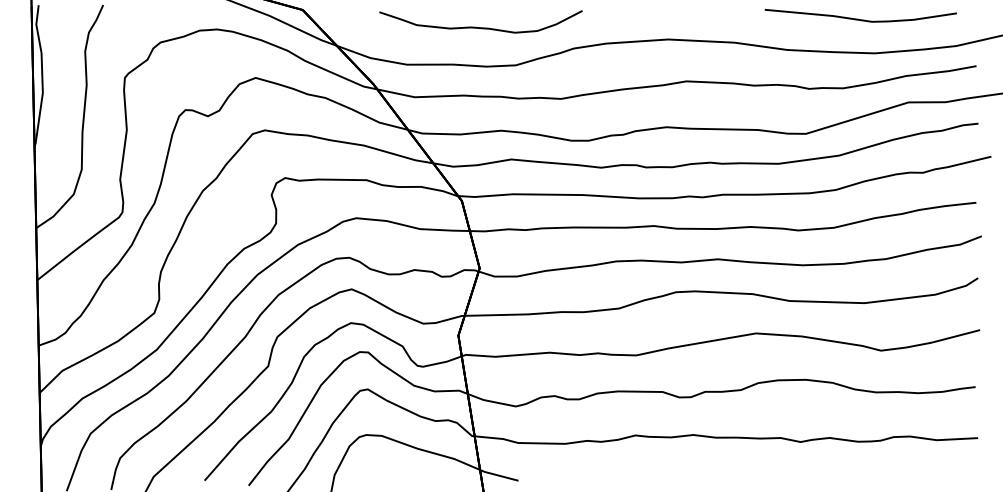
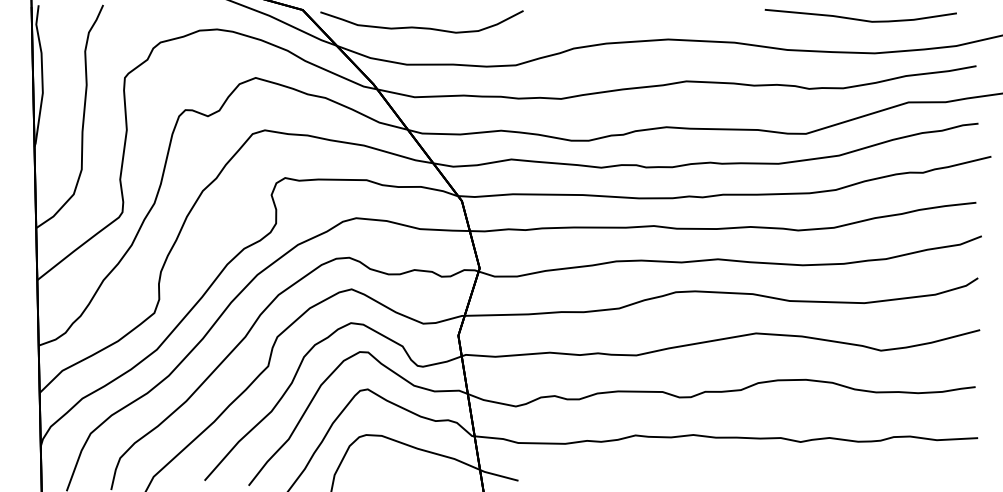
curve position: (480, 27) -> (421, 27) (421, 27)
